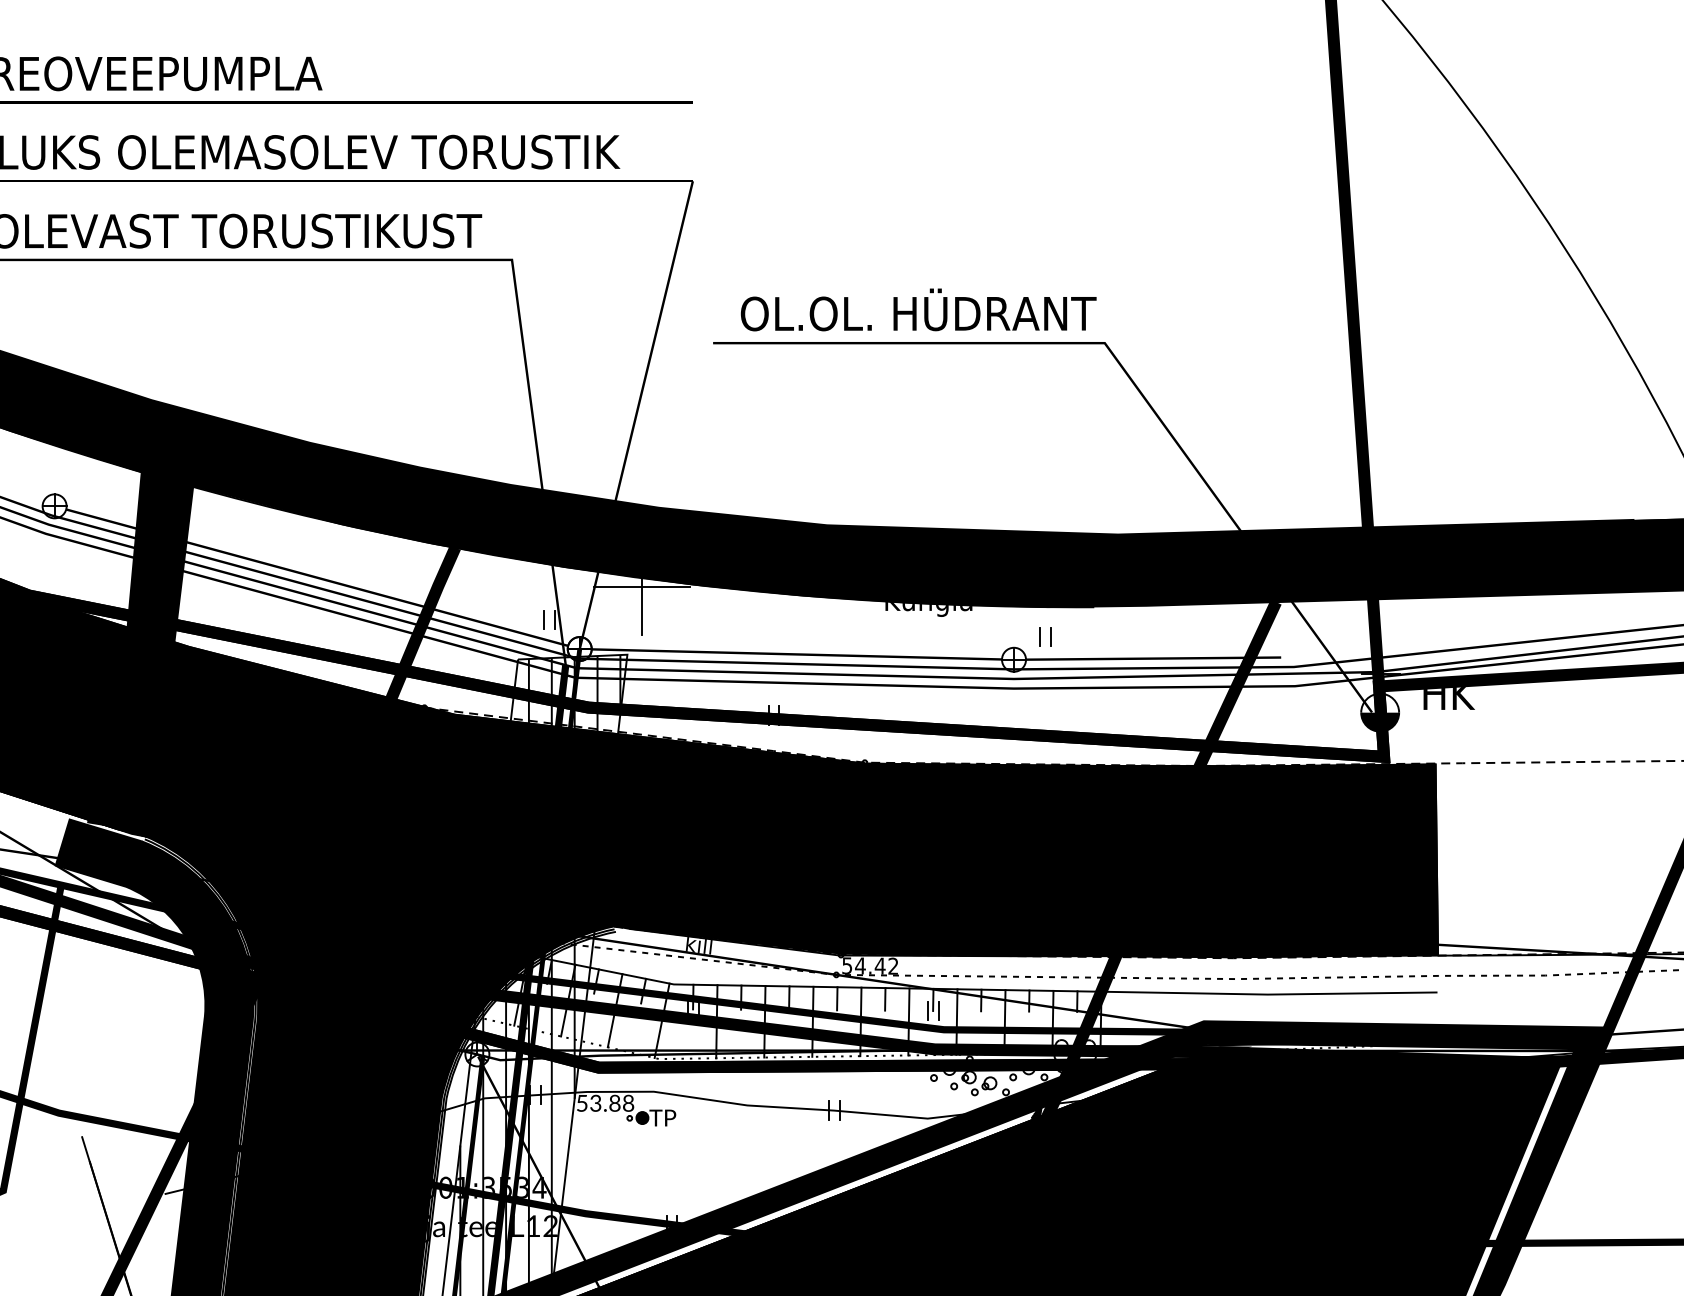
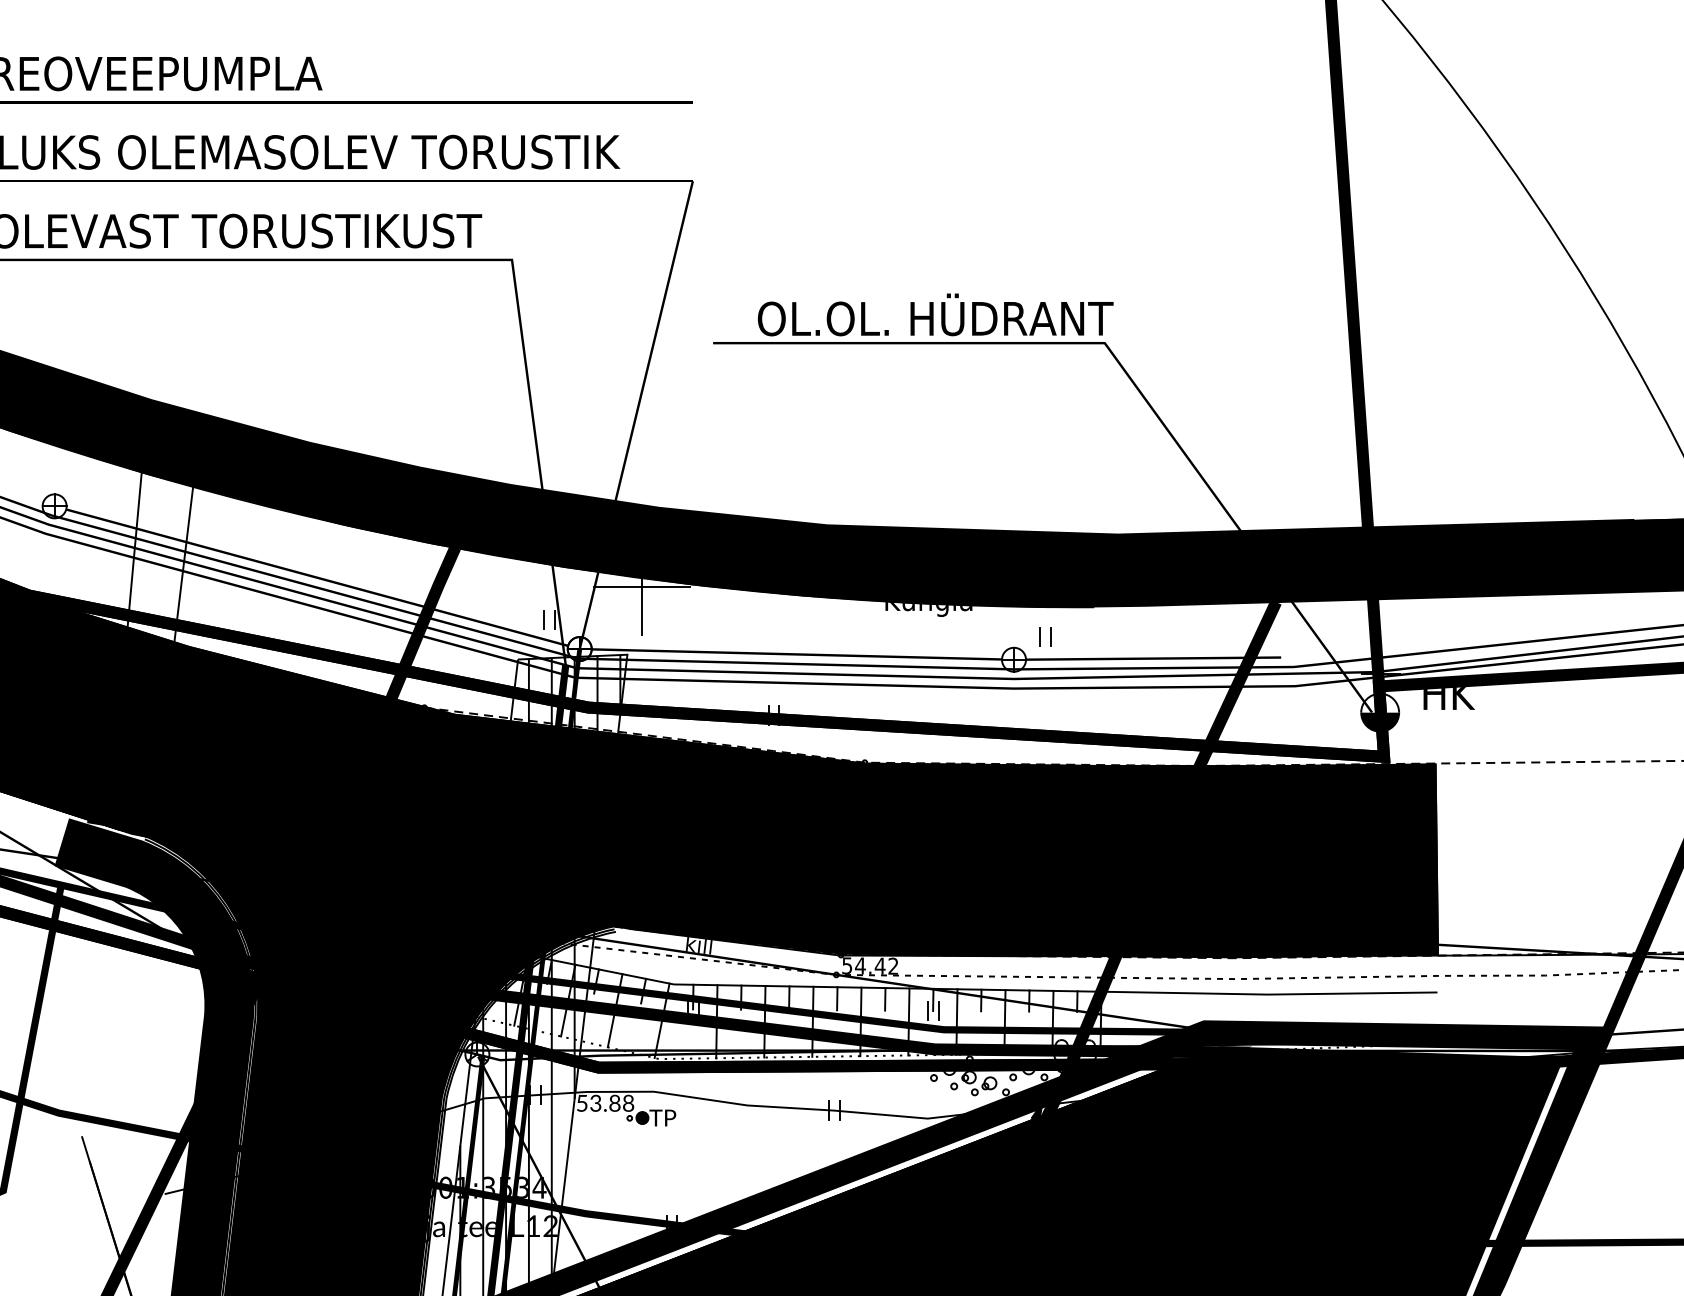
text position: (918, 309) -> (935, 314) (935, 314)
fill: present -> none (159, 559)
